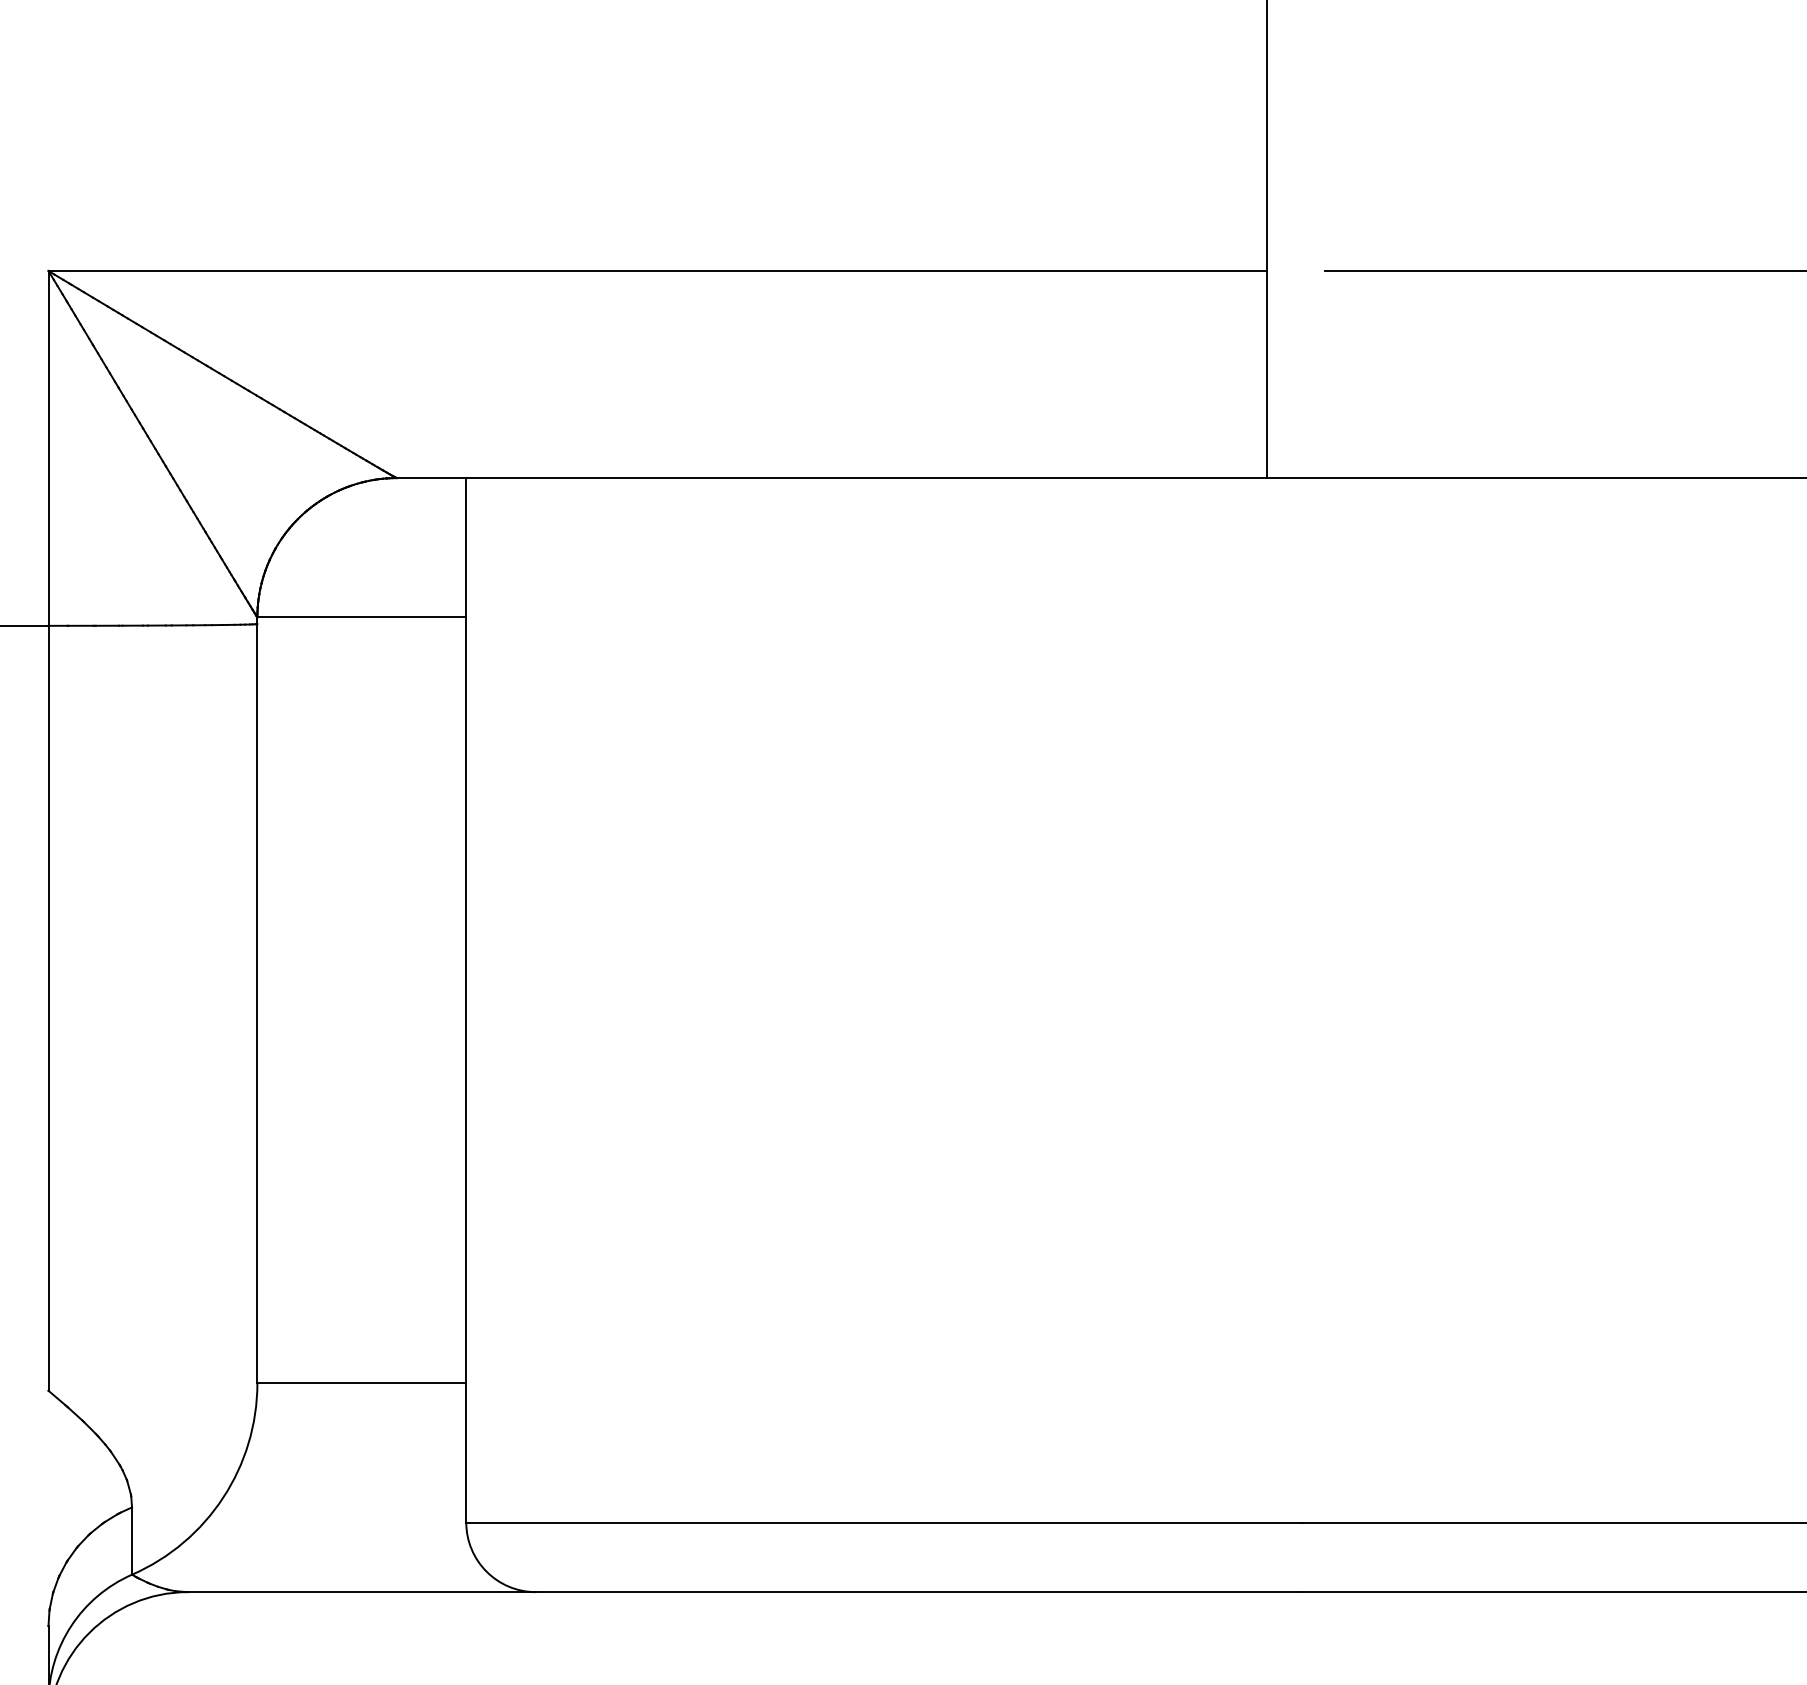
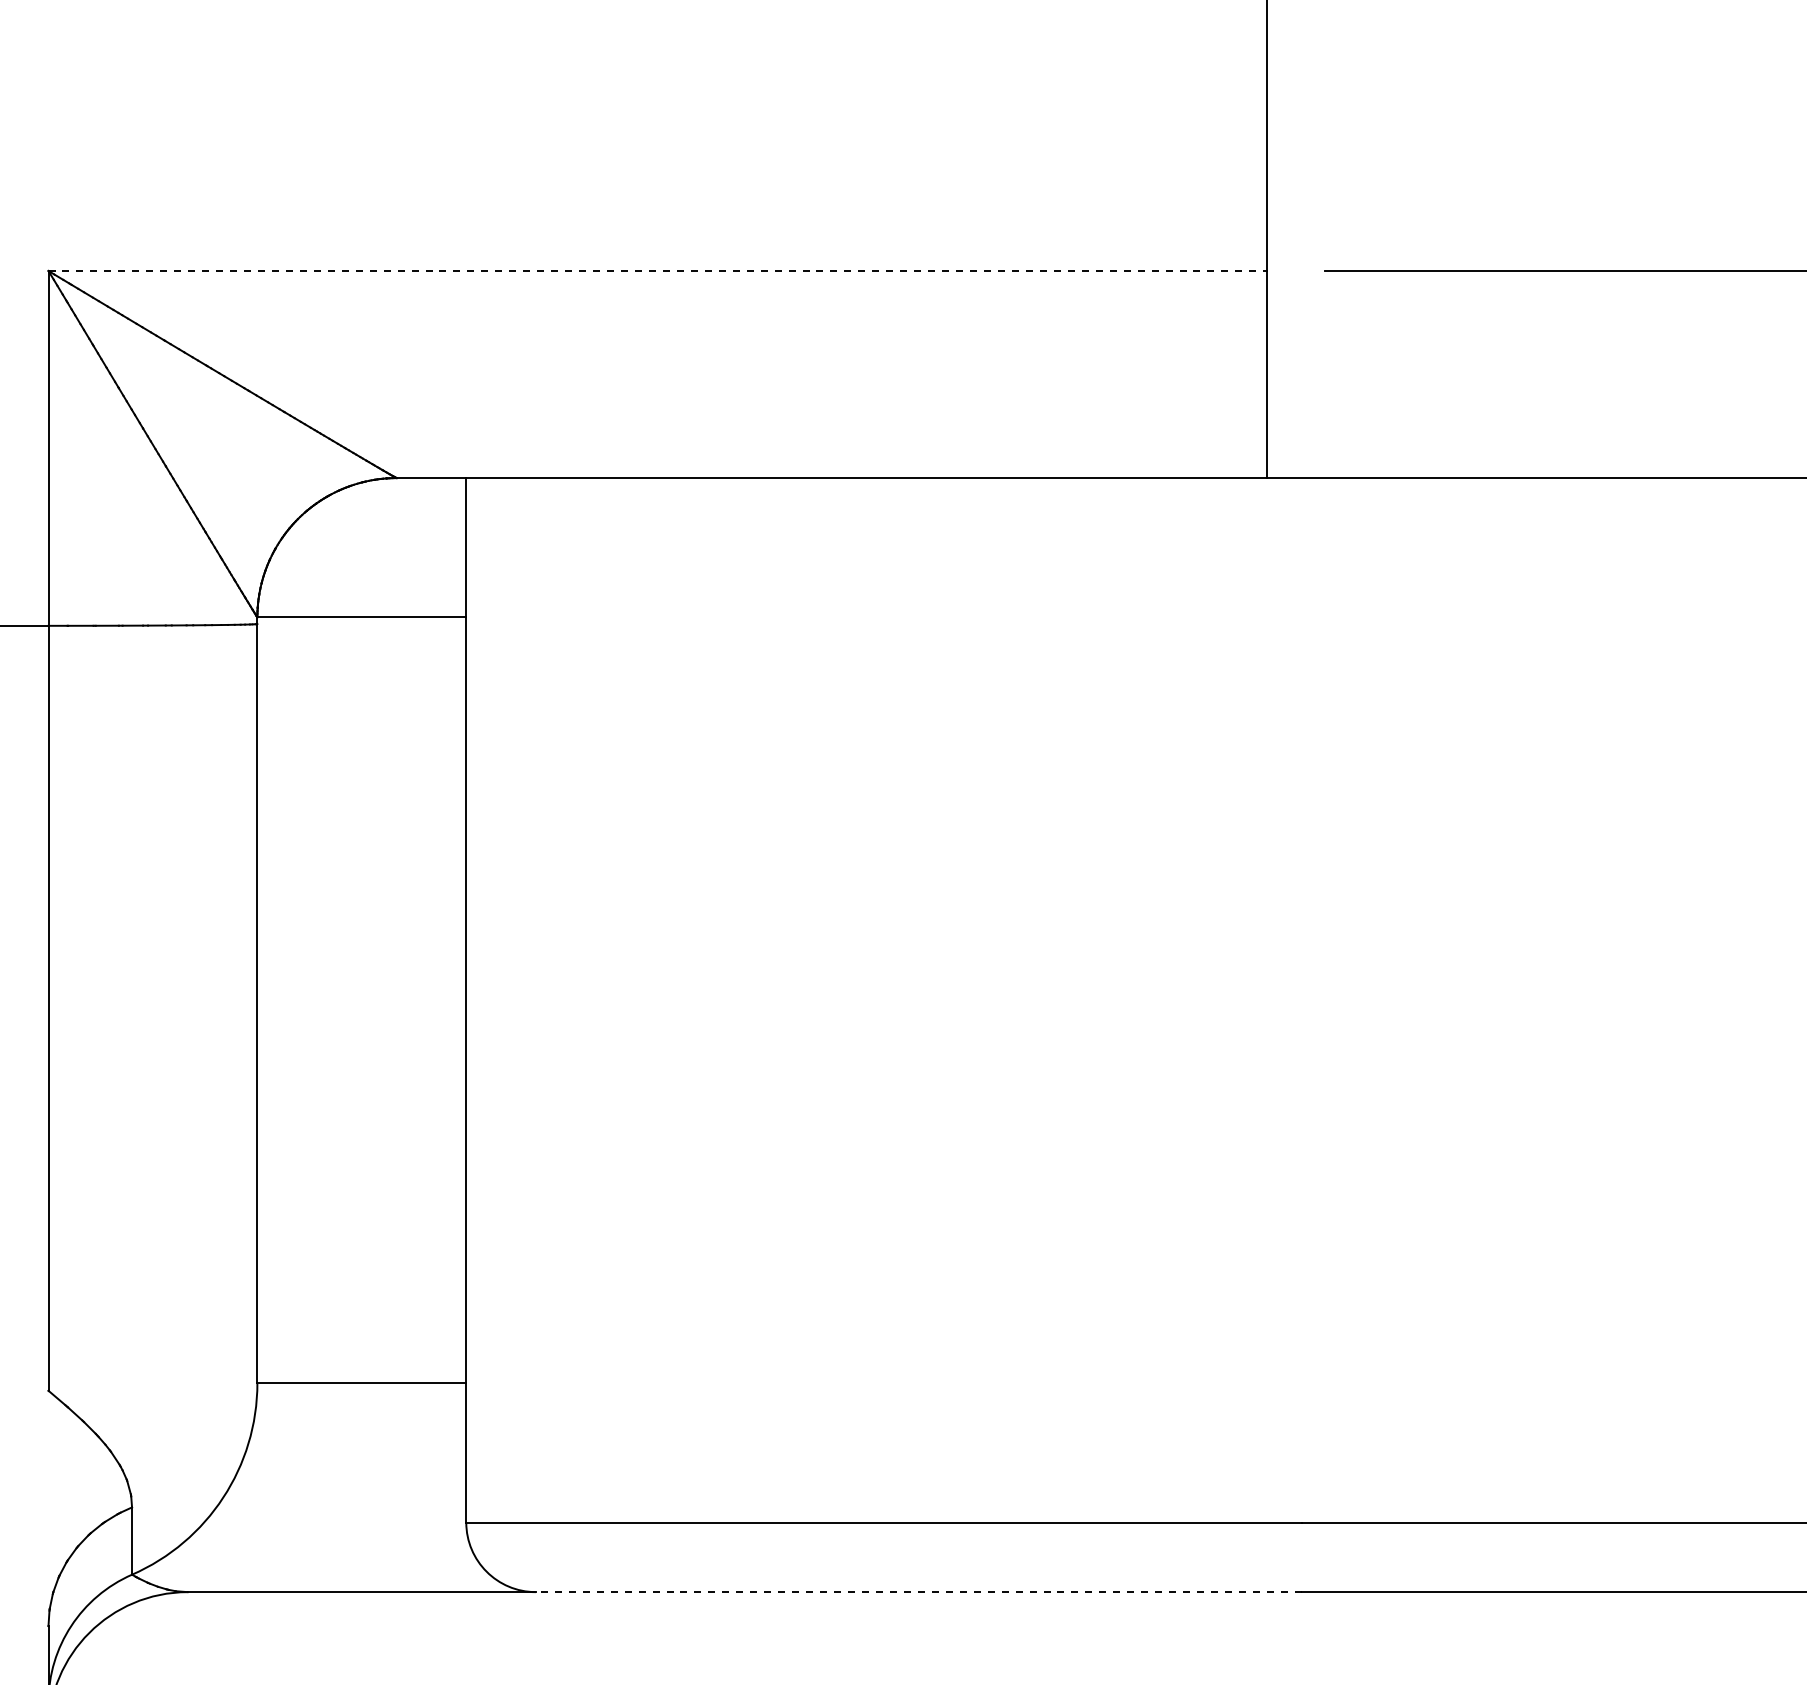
line: solid -> dashed (658, 271)
line: solid -> dashed (918, 1592)
